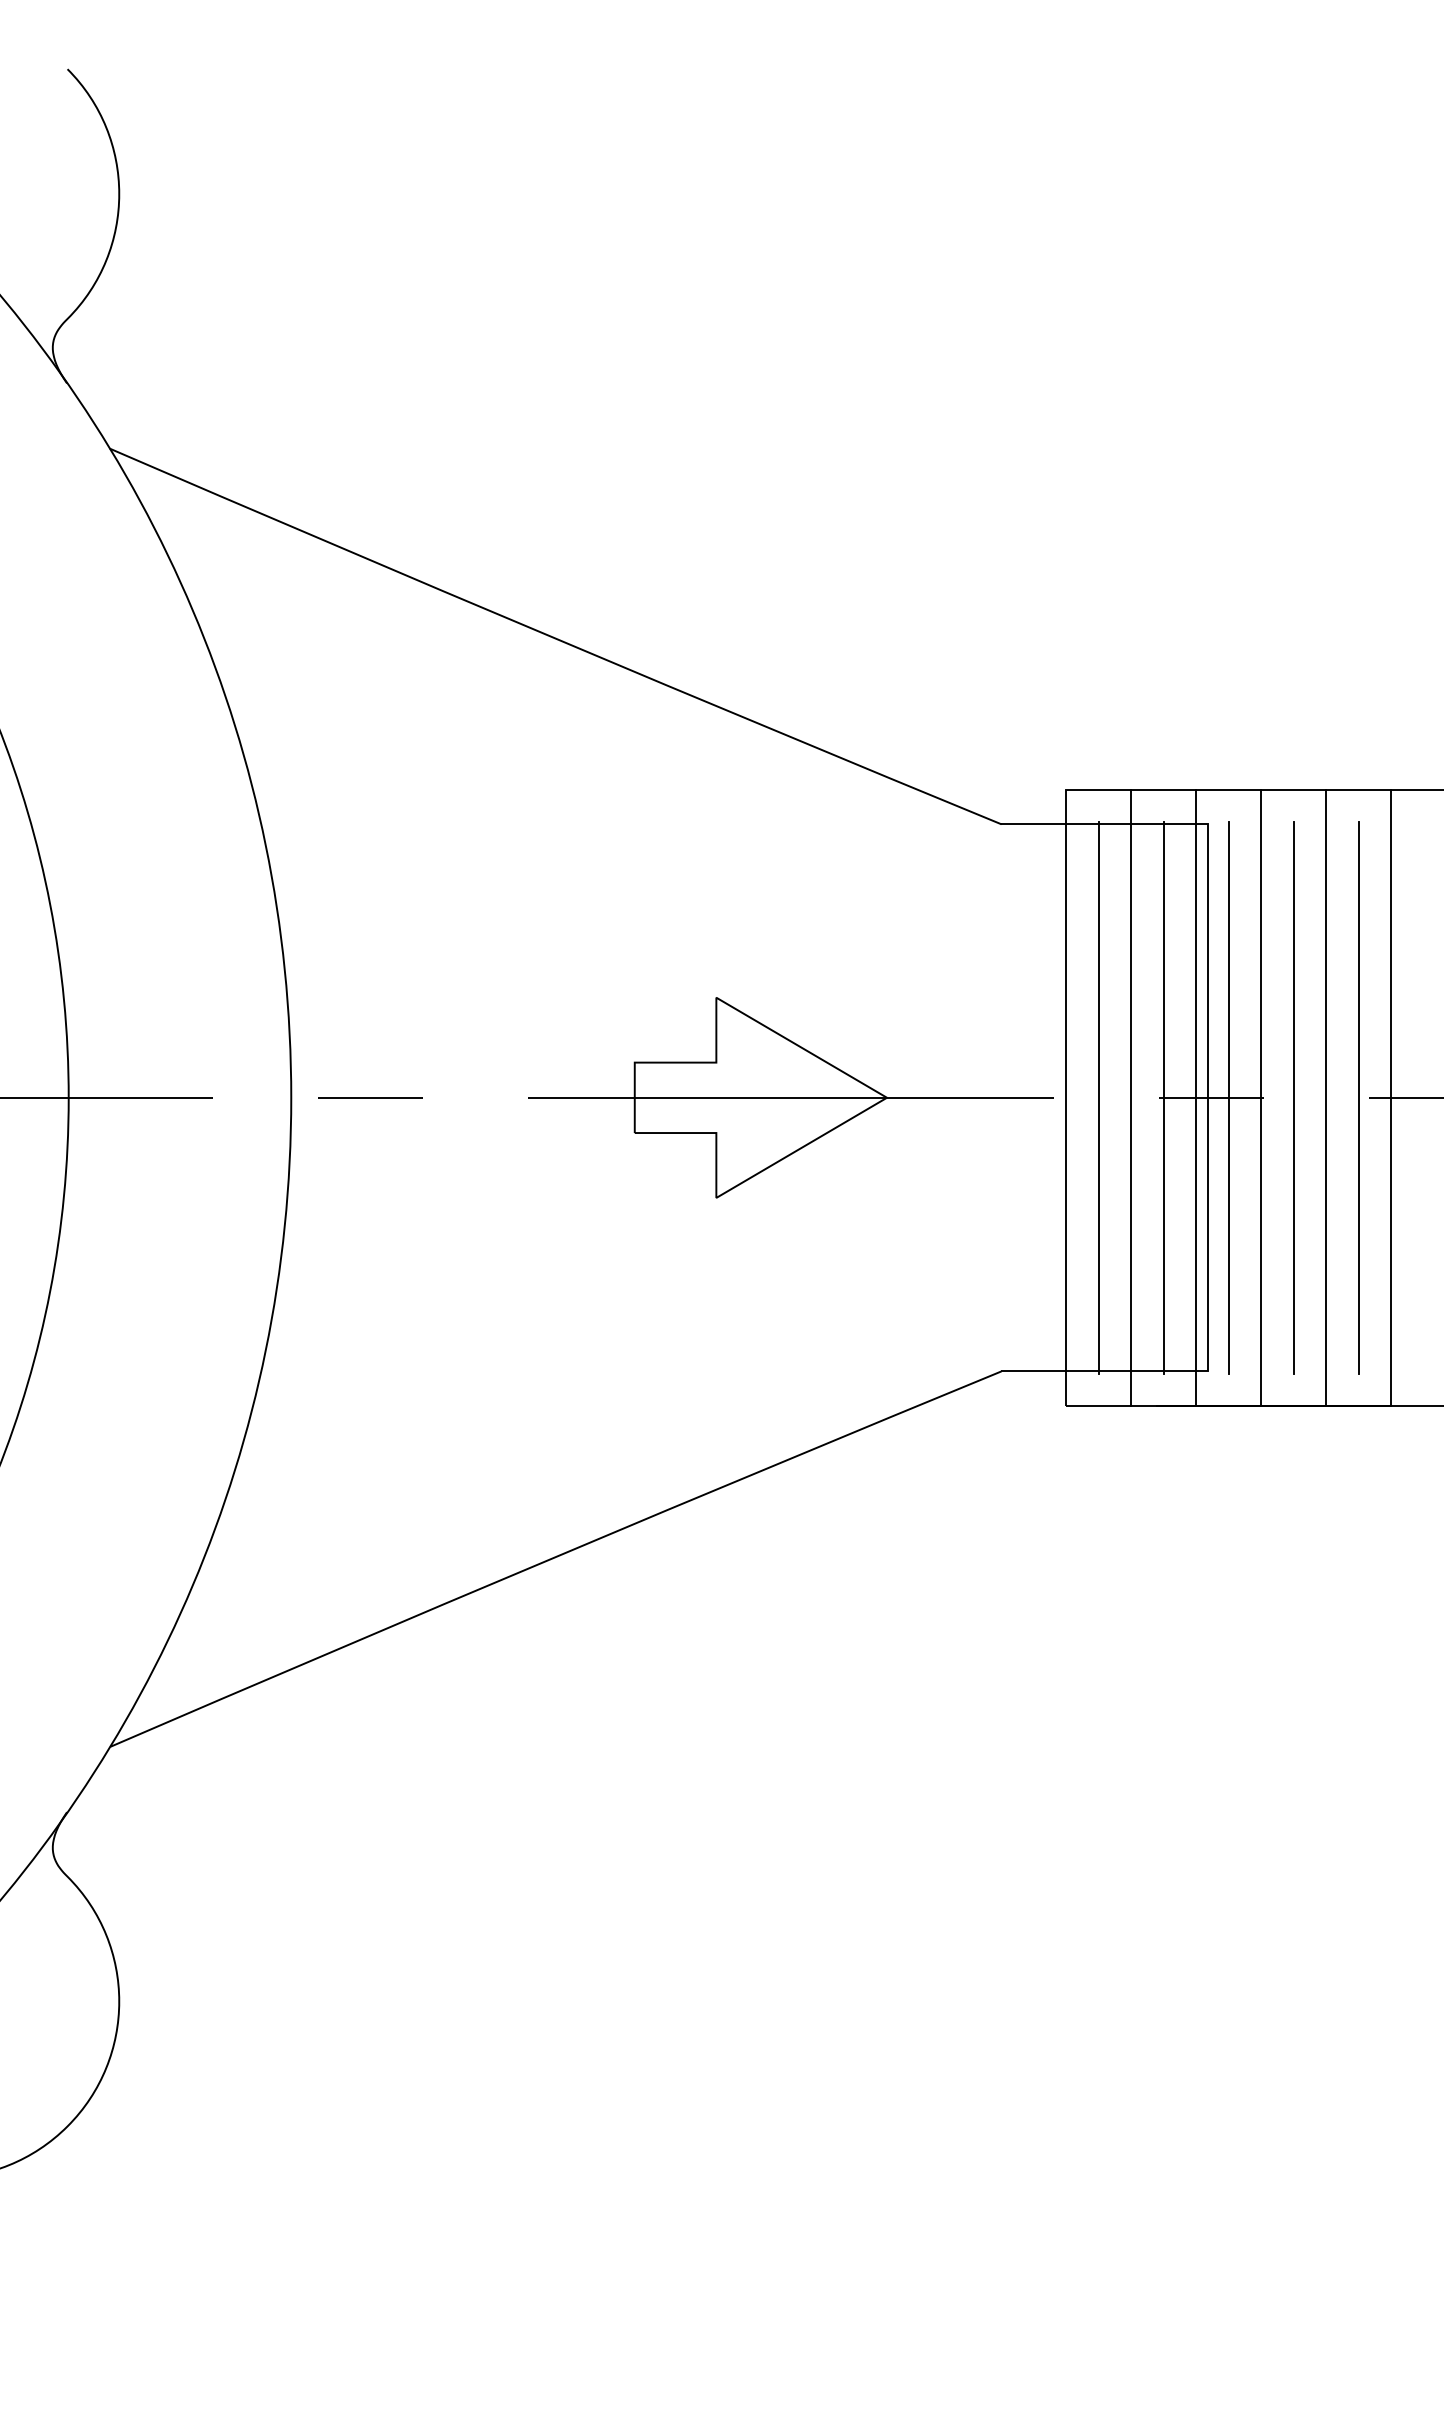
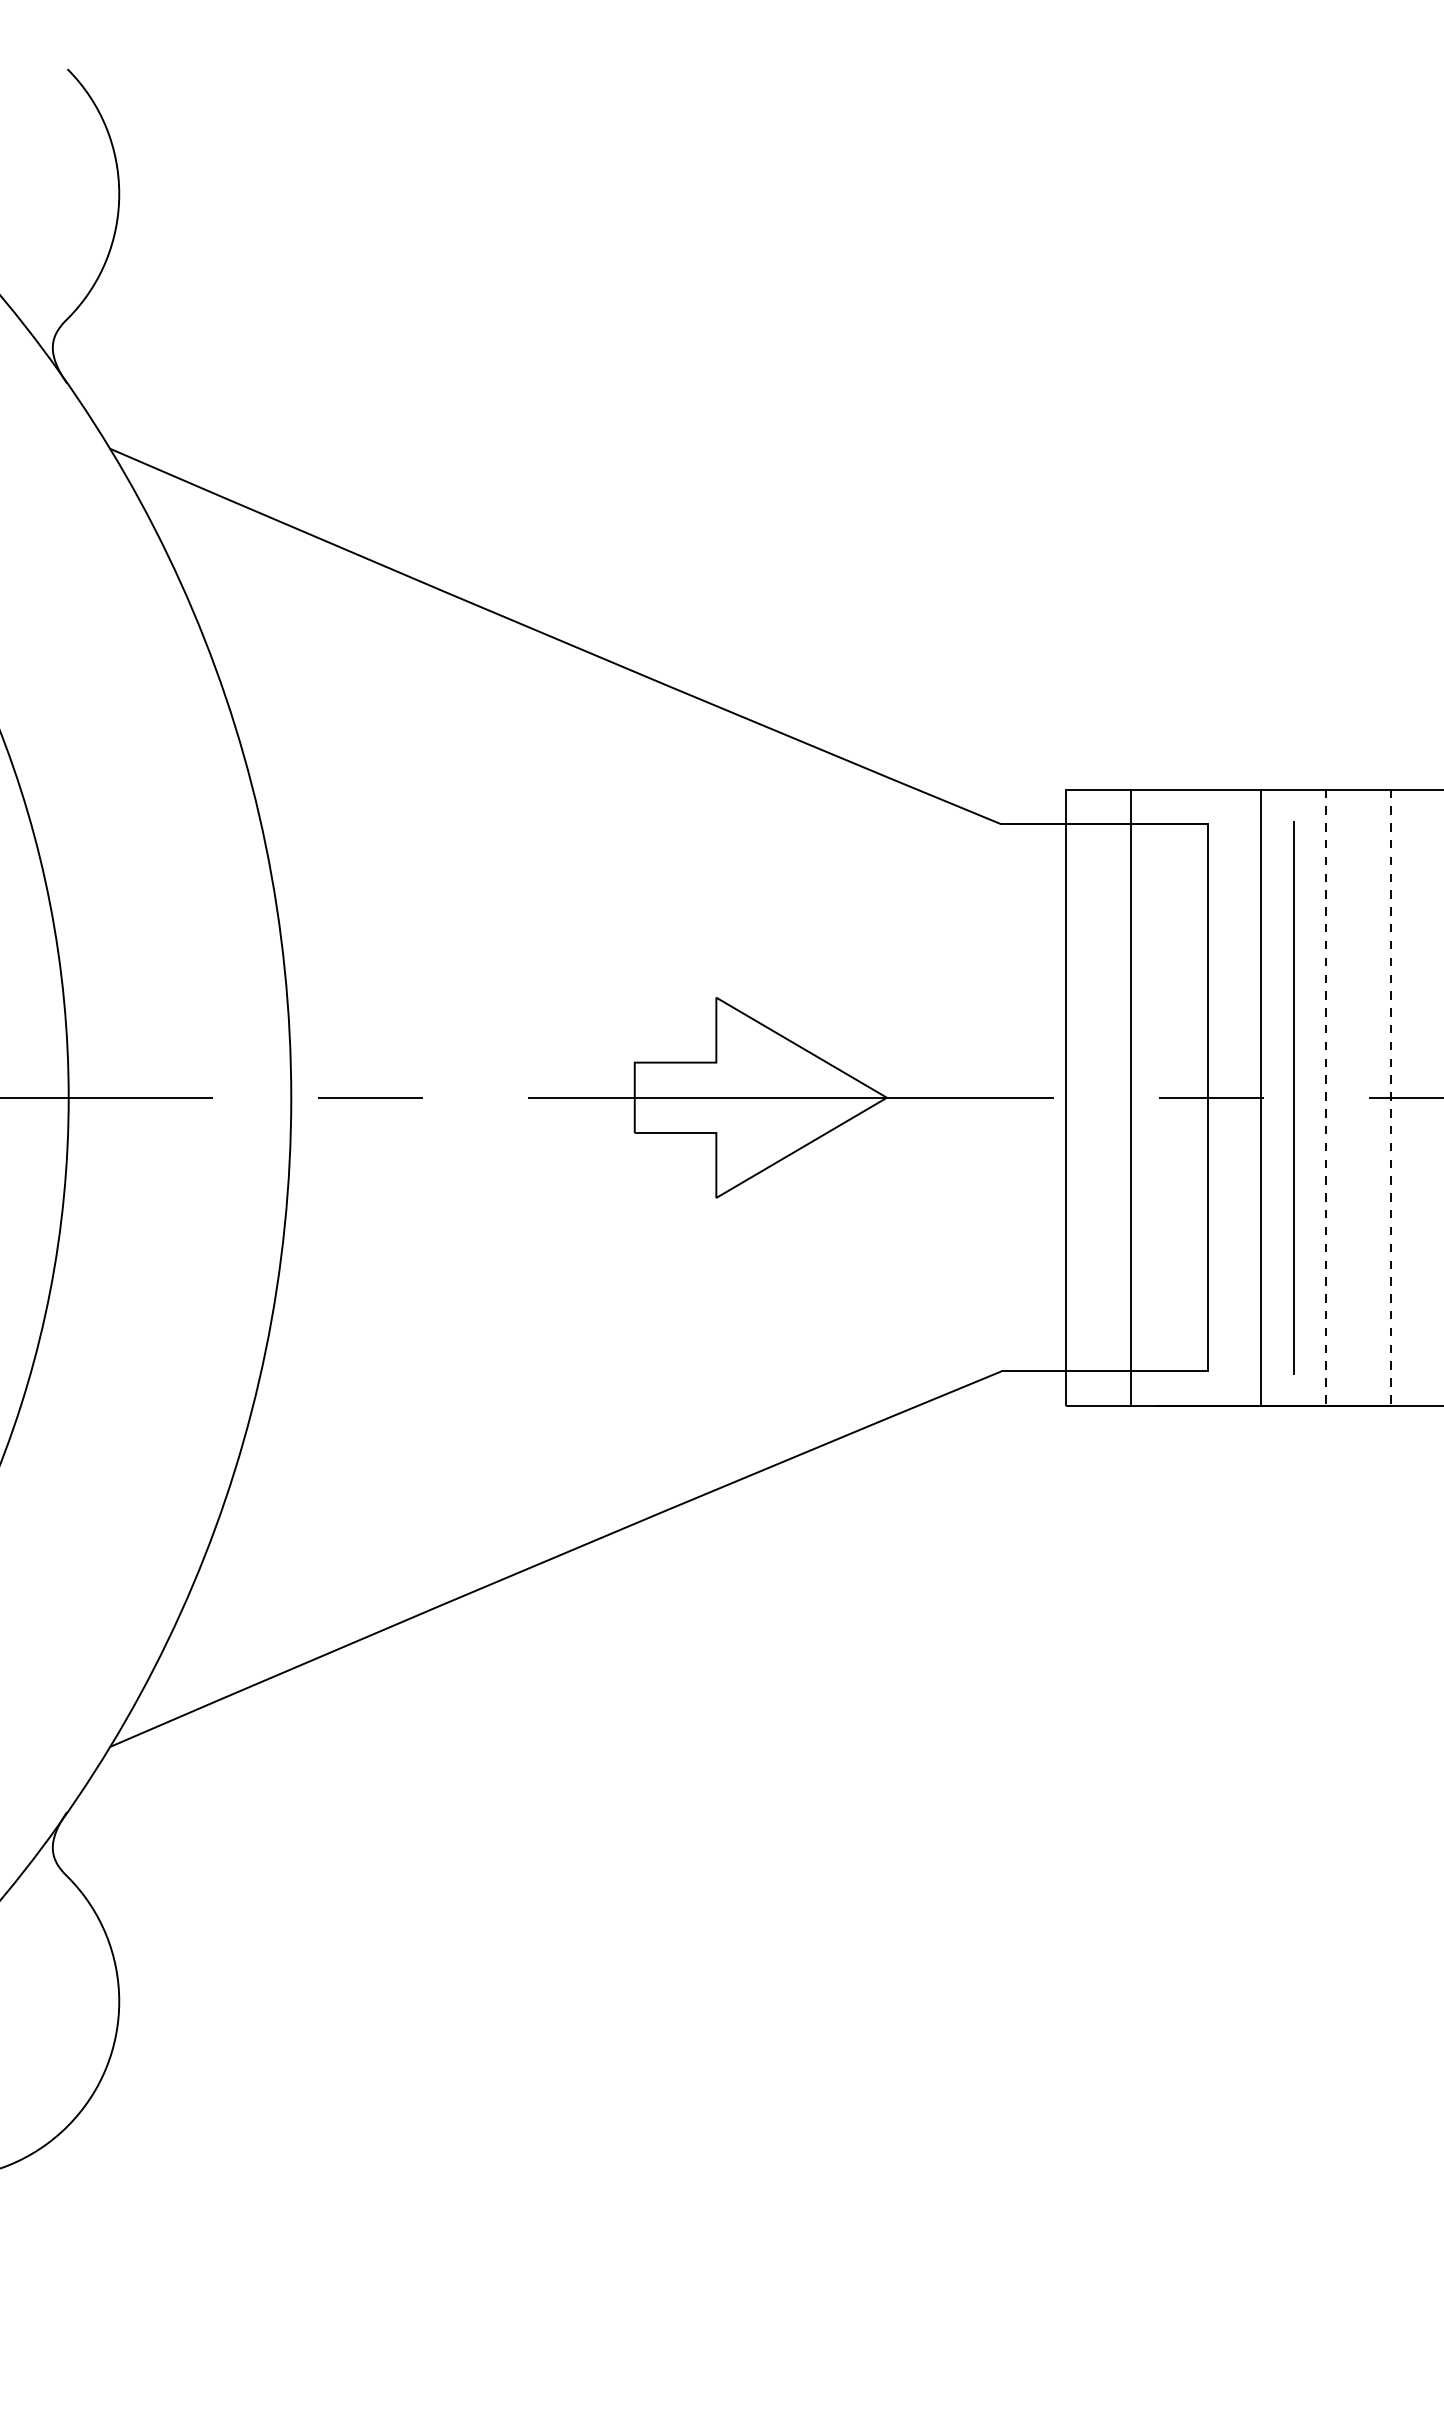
line: present -> none (1098, 1097)
line: present -> none (1163, 1097)
line: present -> none (1196, 1097)
line: present -> none (1228, 1097)
line: present -> none (1358, 1097)
line: solid -> dashed (1326, 1098)
line: solid -> dashed (1390, 1098)
